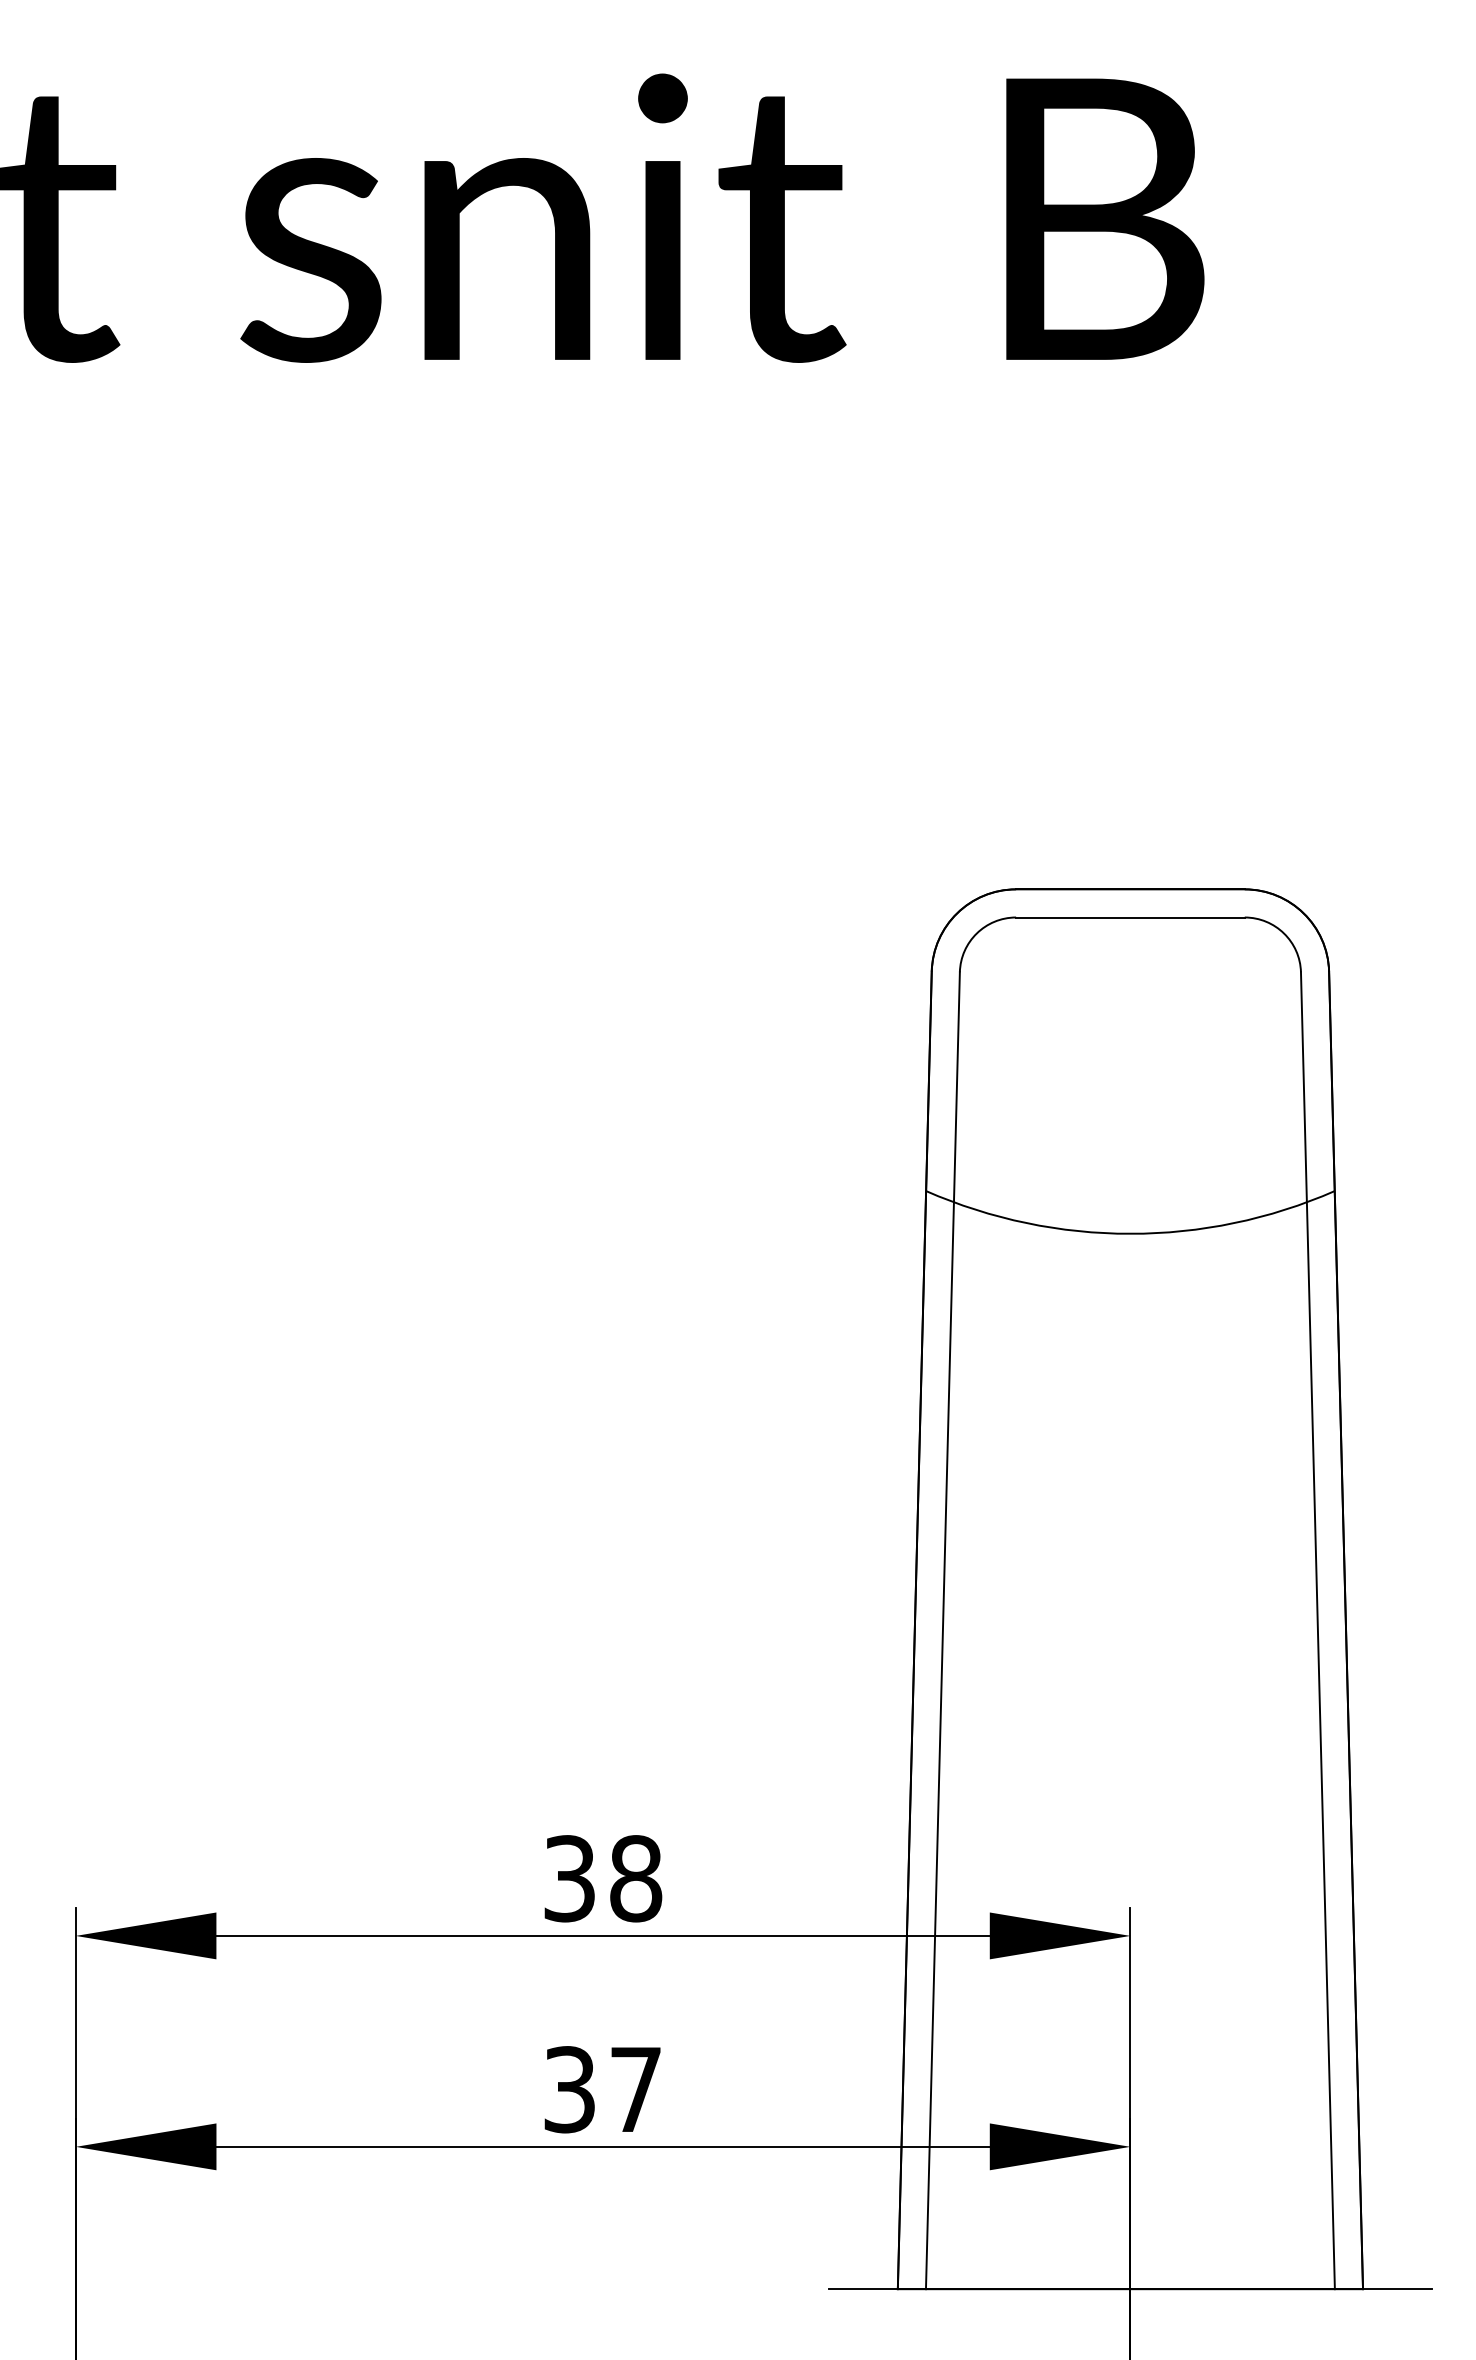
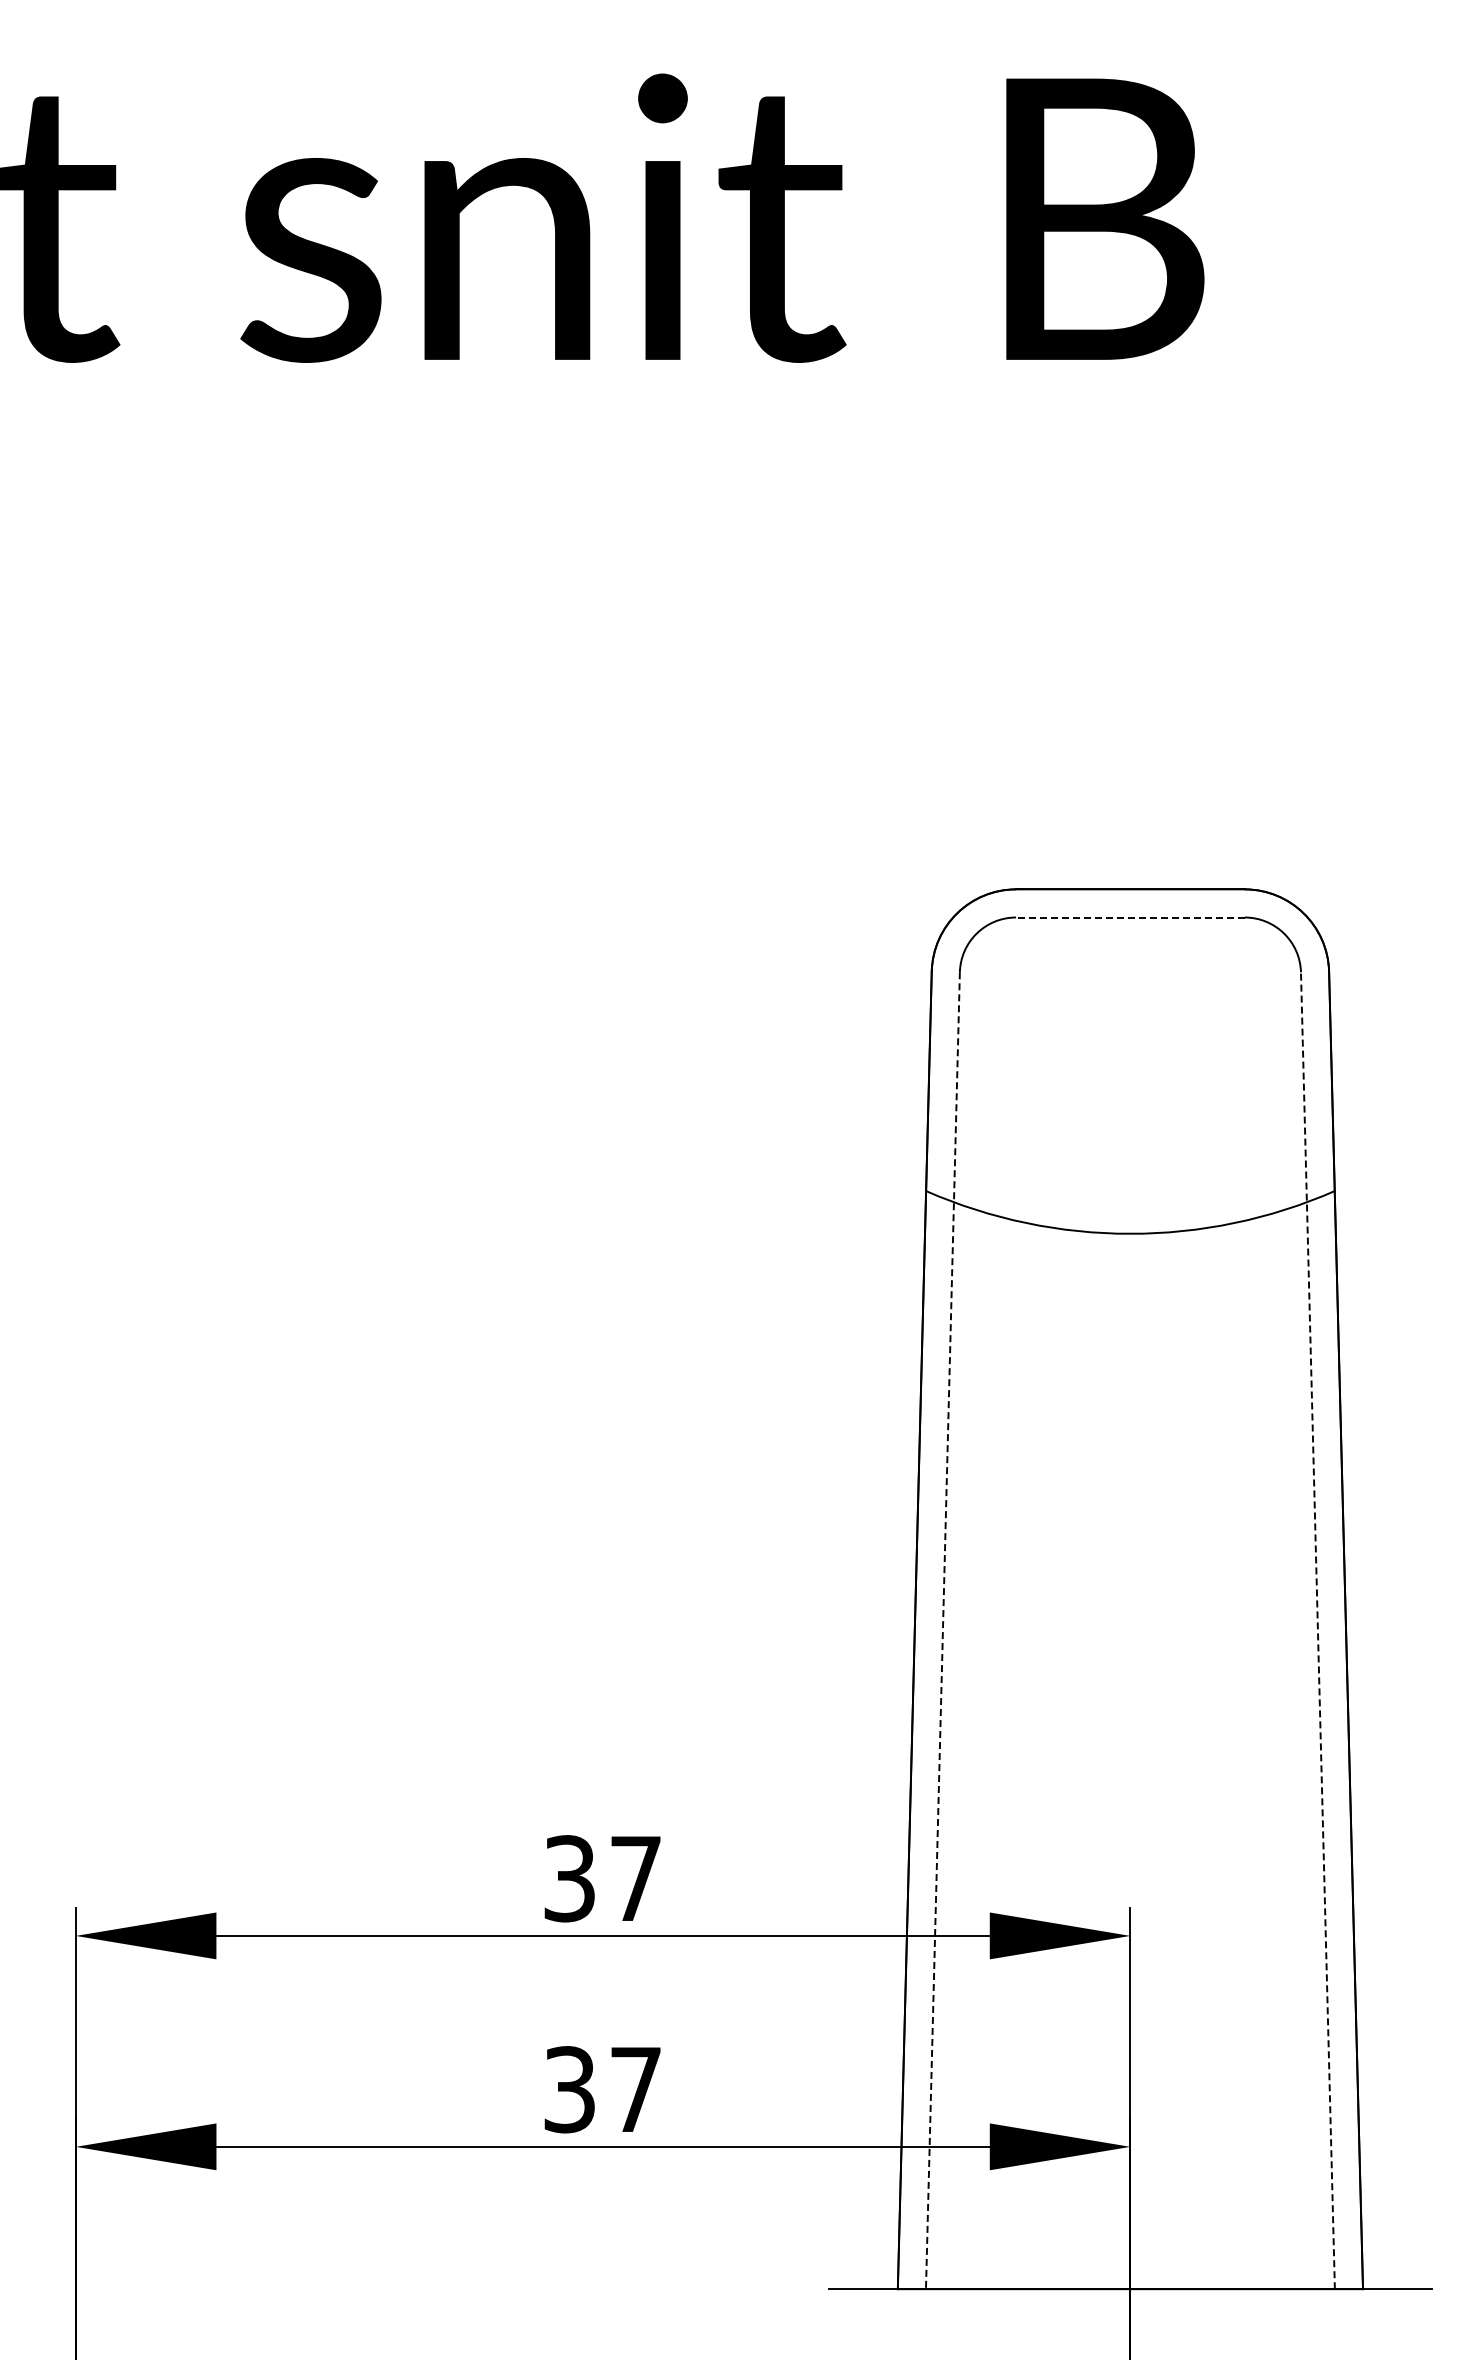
line: solid -> dashed (1129, 917)
line: solid -> dashed (942, 1630)
line: solid -> dashed (1317, 1630)
text: 38 -> 37 (636, 1878)
